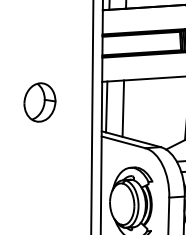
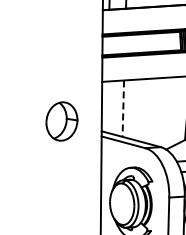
part position: (39, 102) -> (61, 121) (61, 121)
line: present -> none (106, 106)
line: solid -> dashed (123, 109)
line: present -> none (92, 116)
